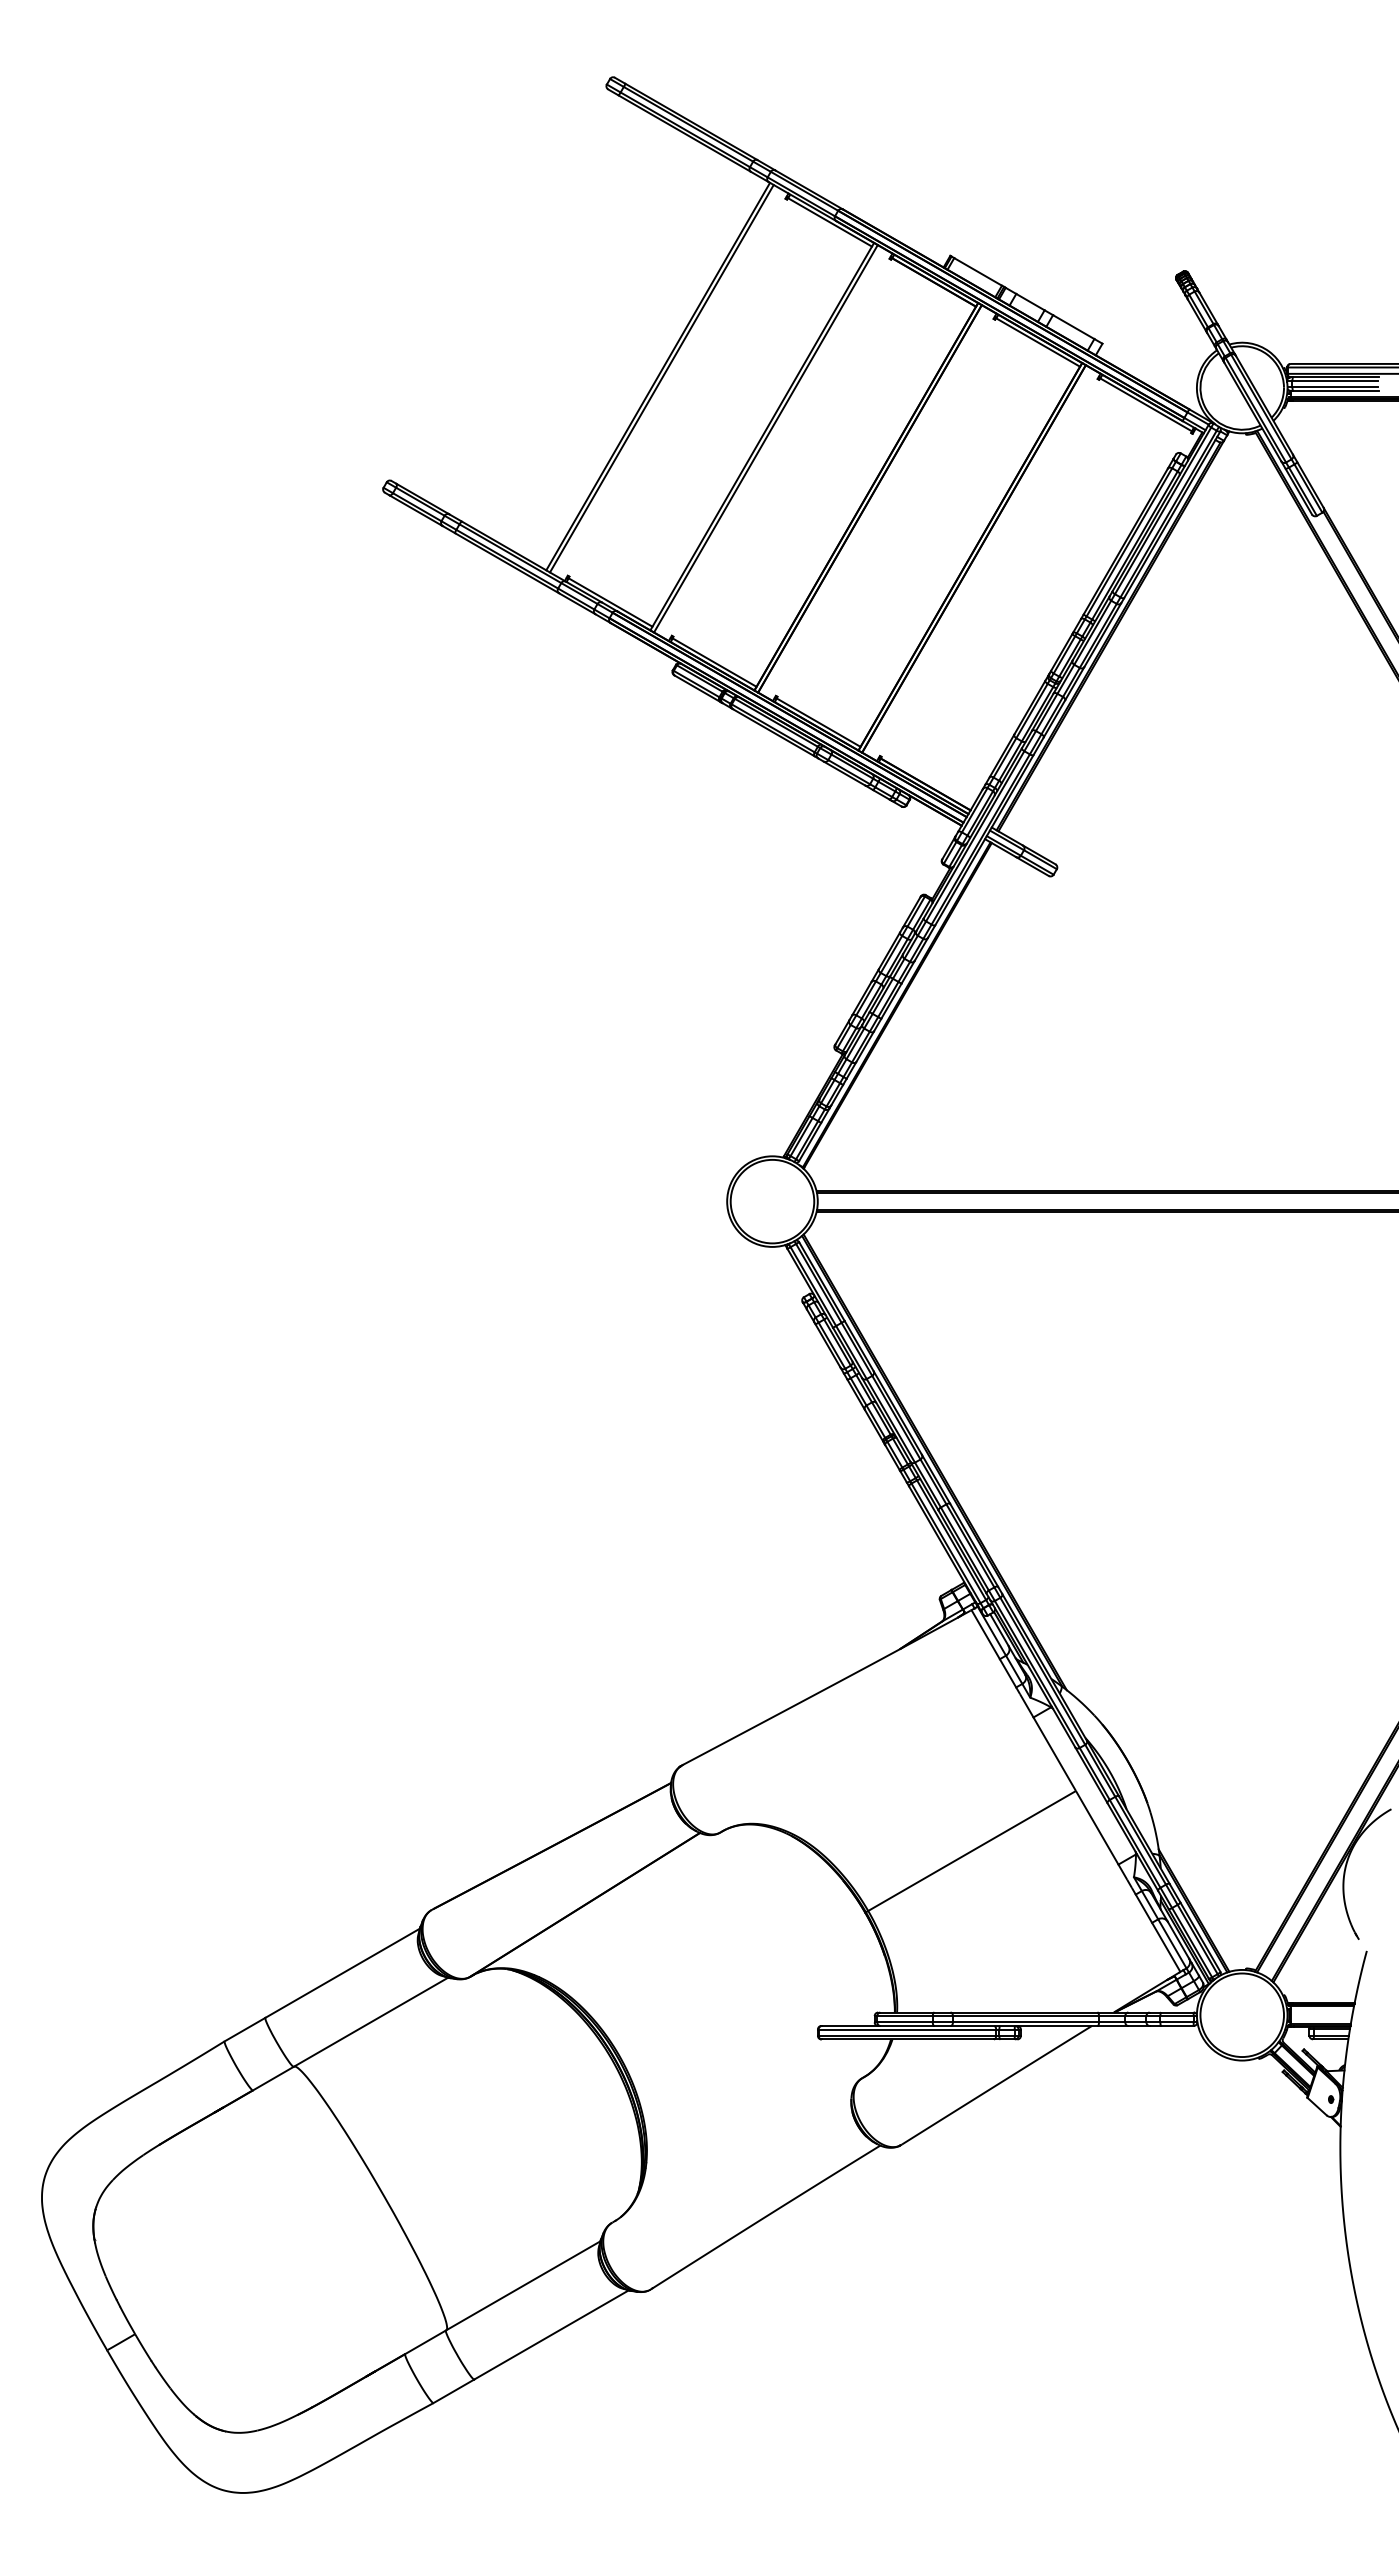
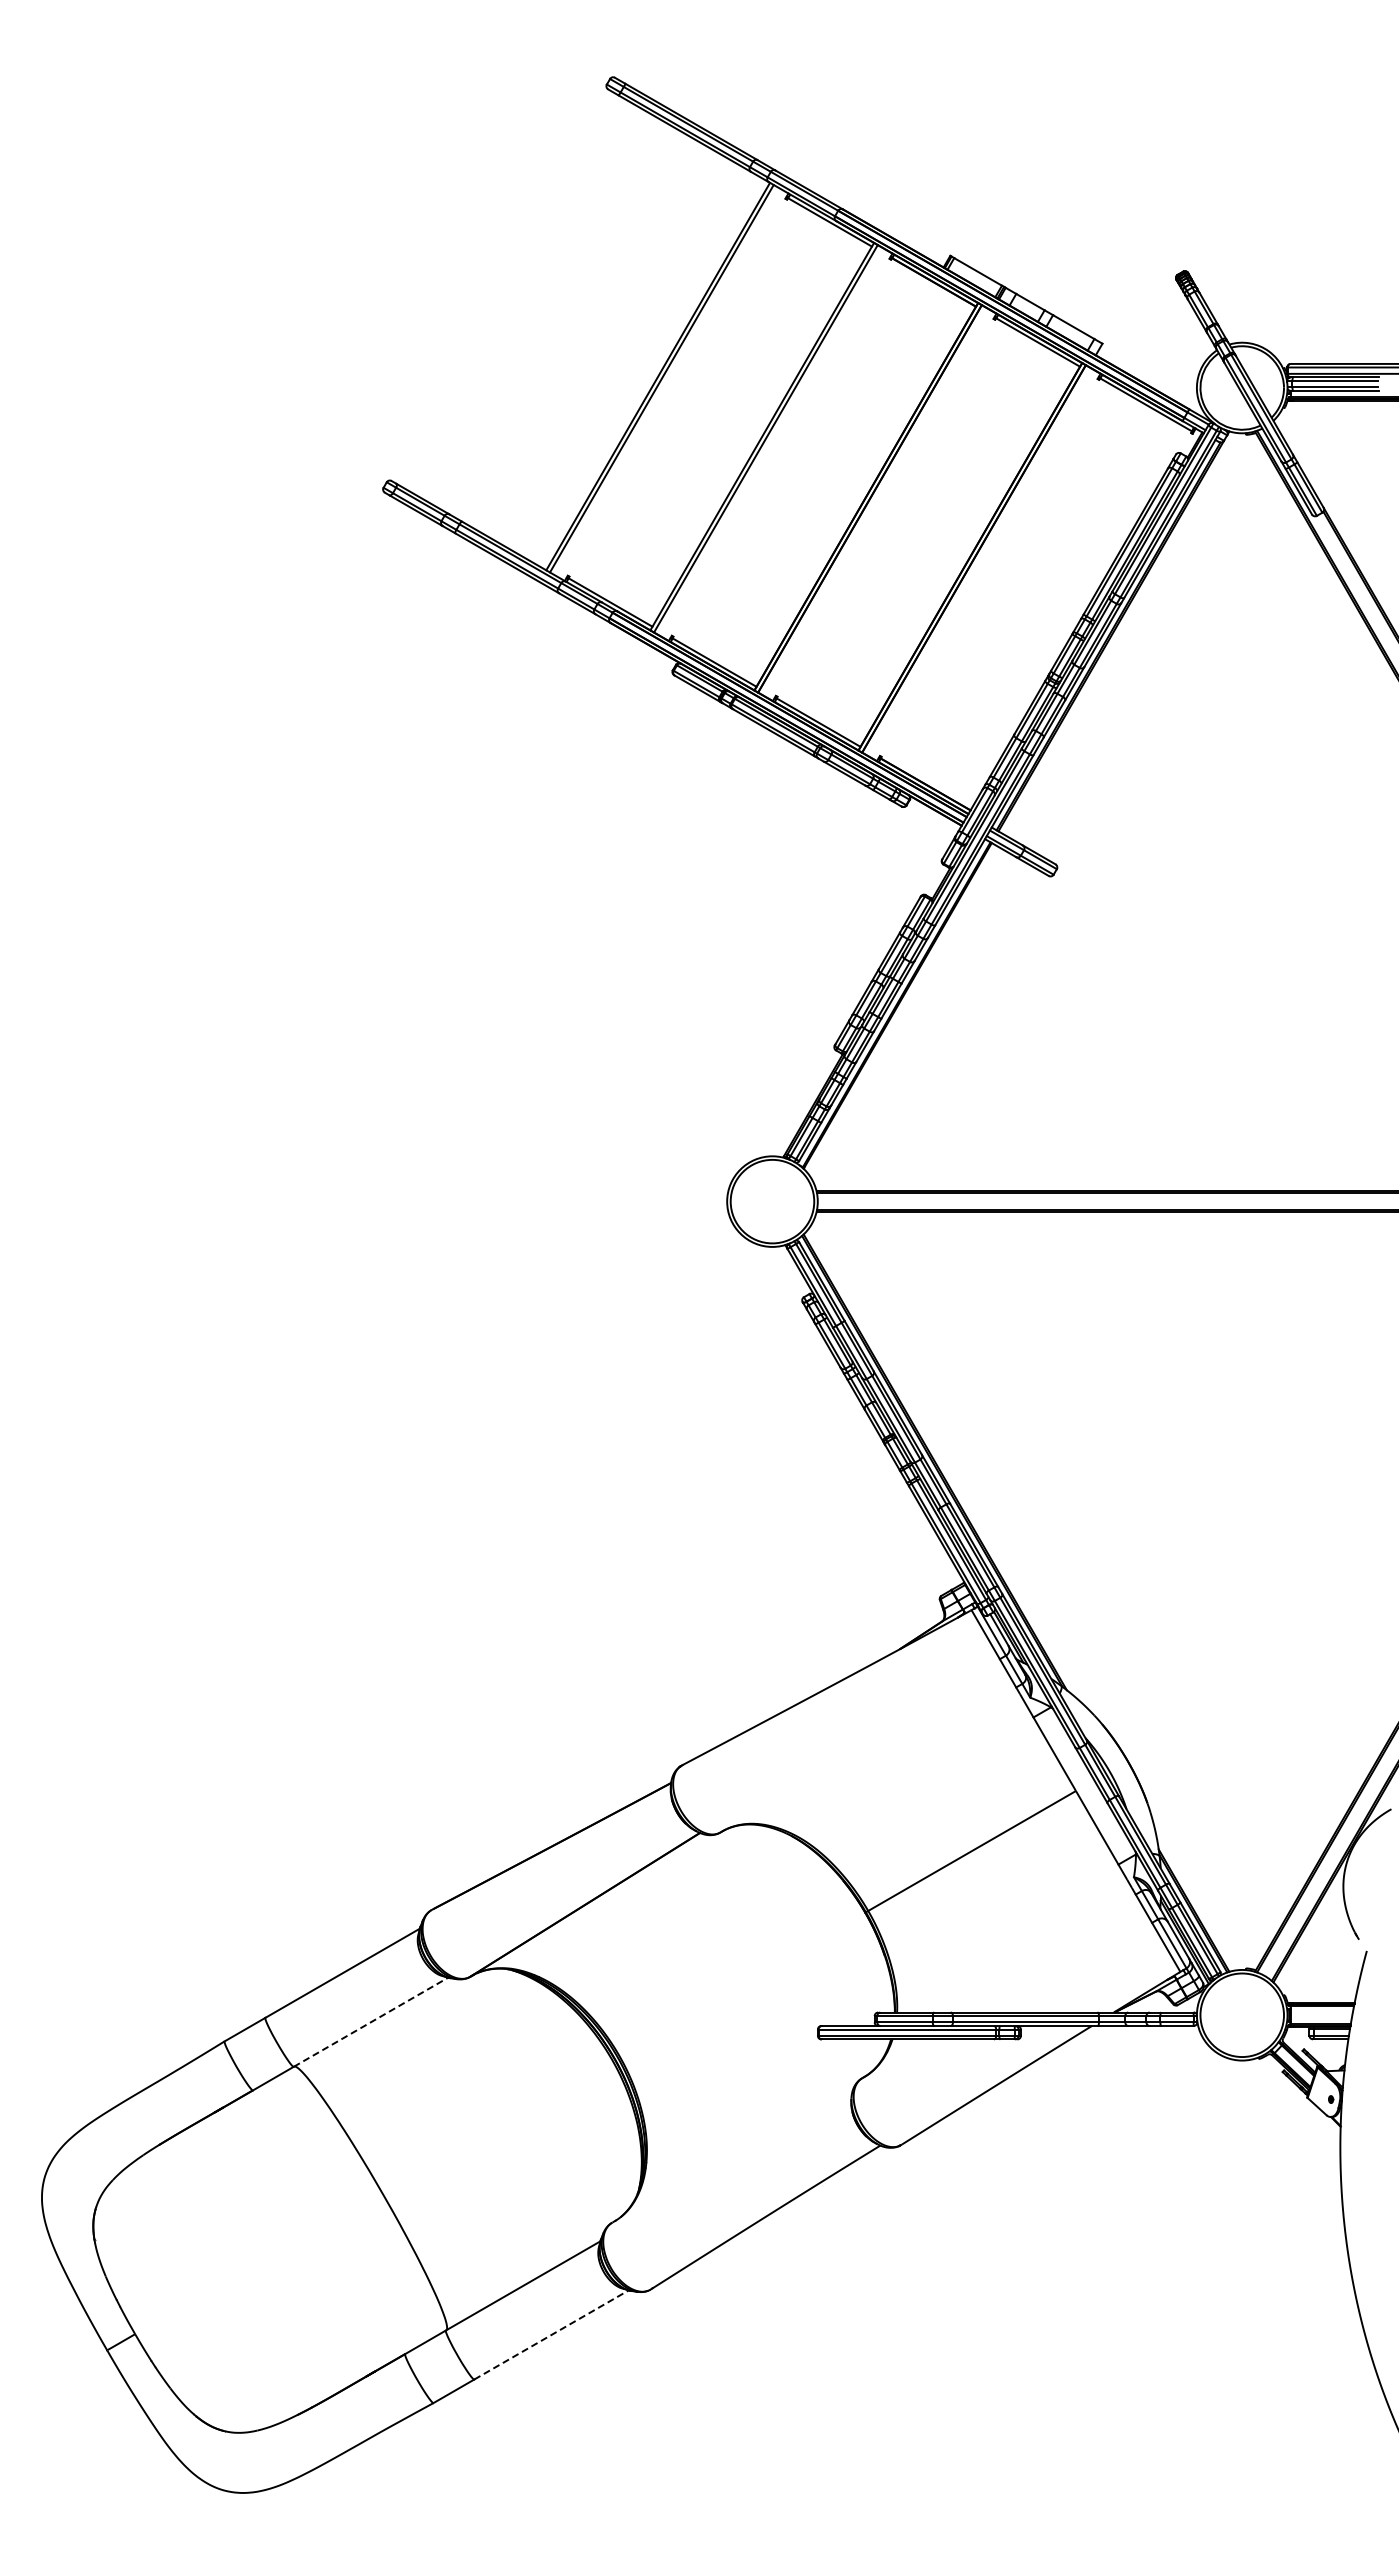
line: solid -> dashed (371, 2021)
line: solid -> dashed (552, 2334)
